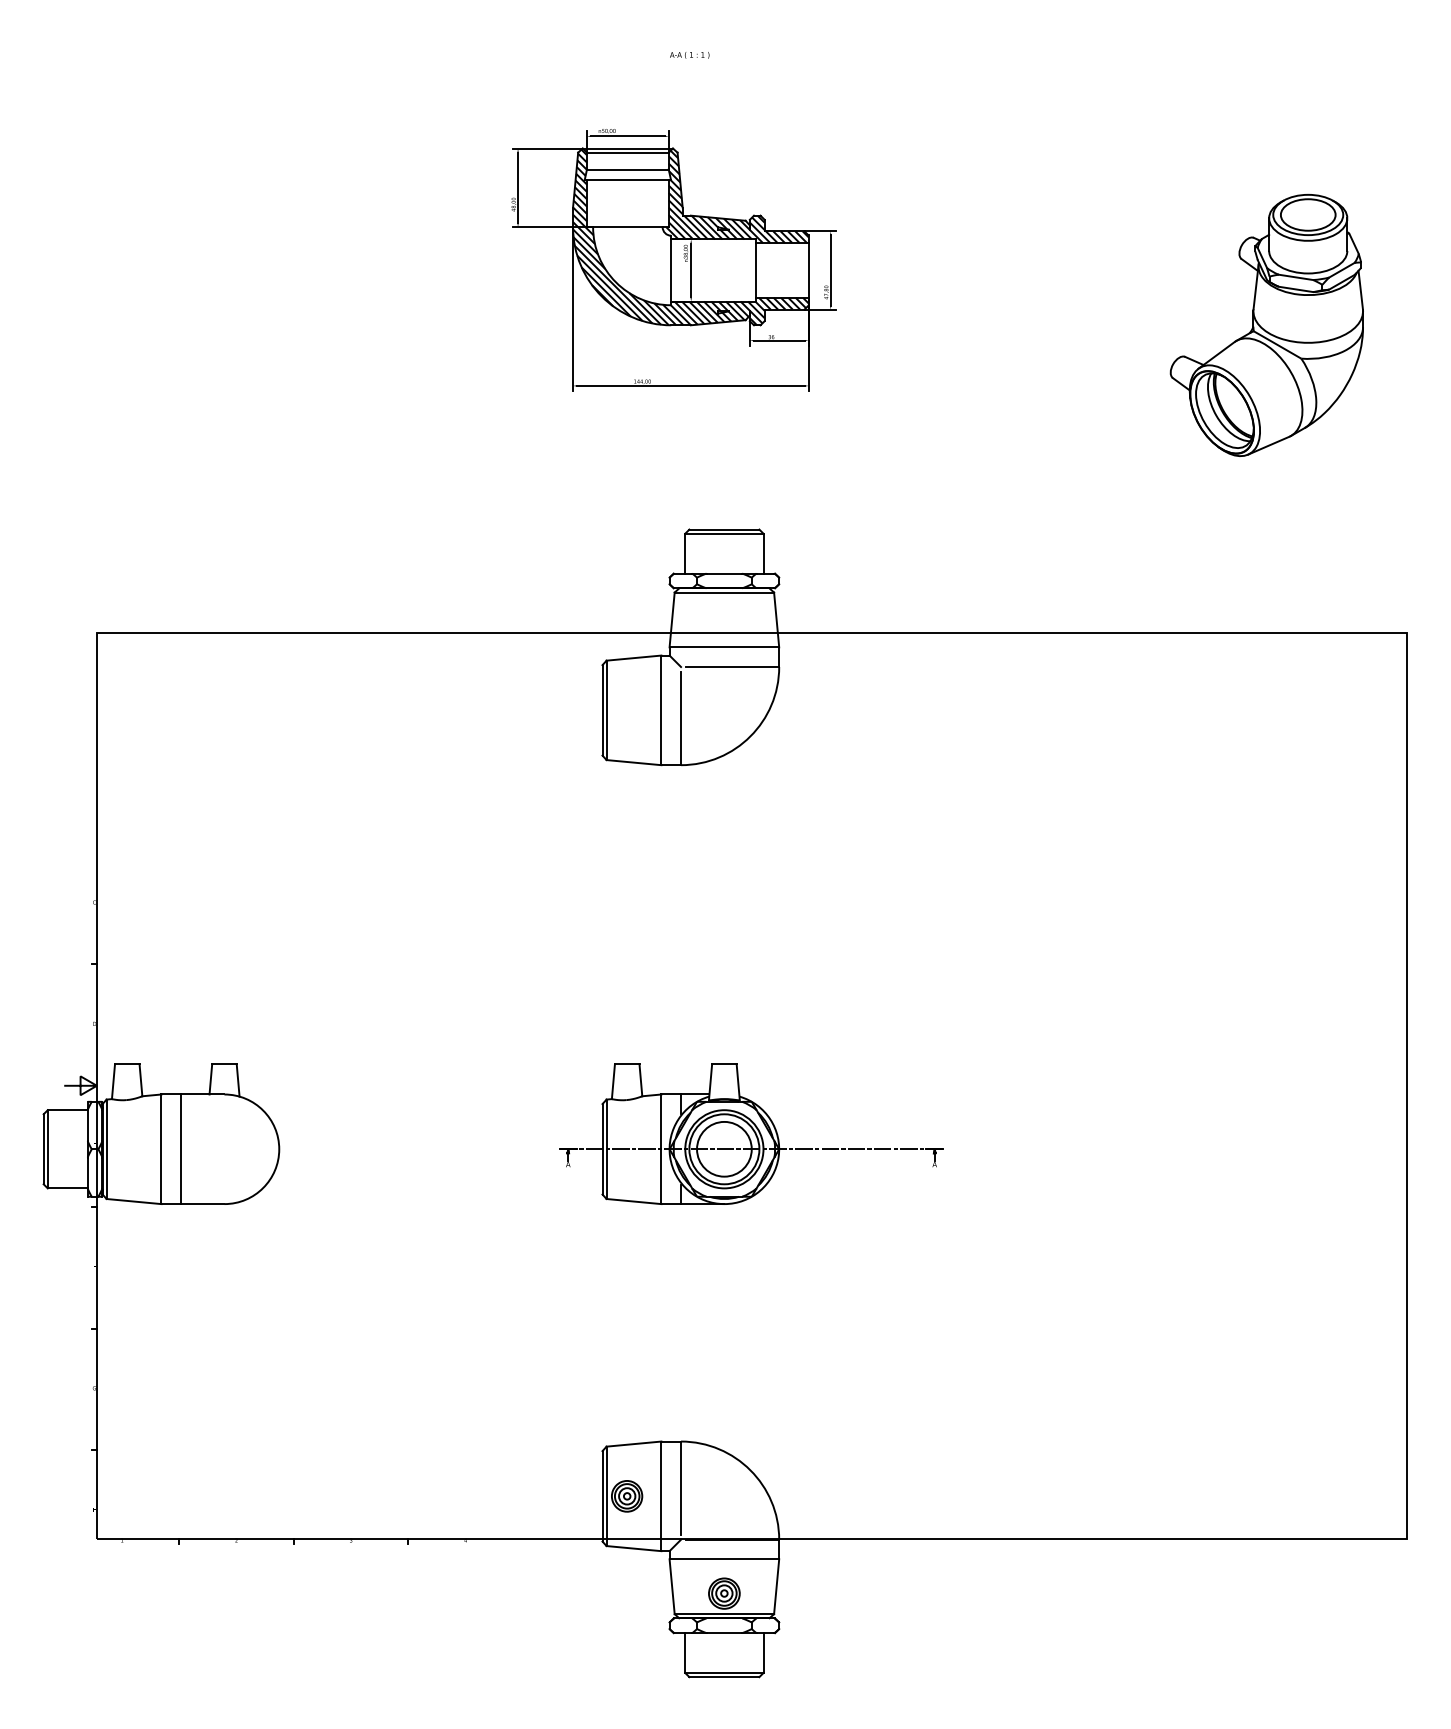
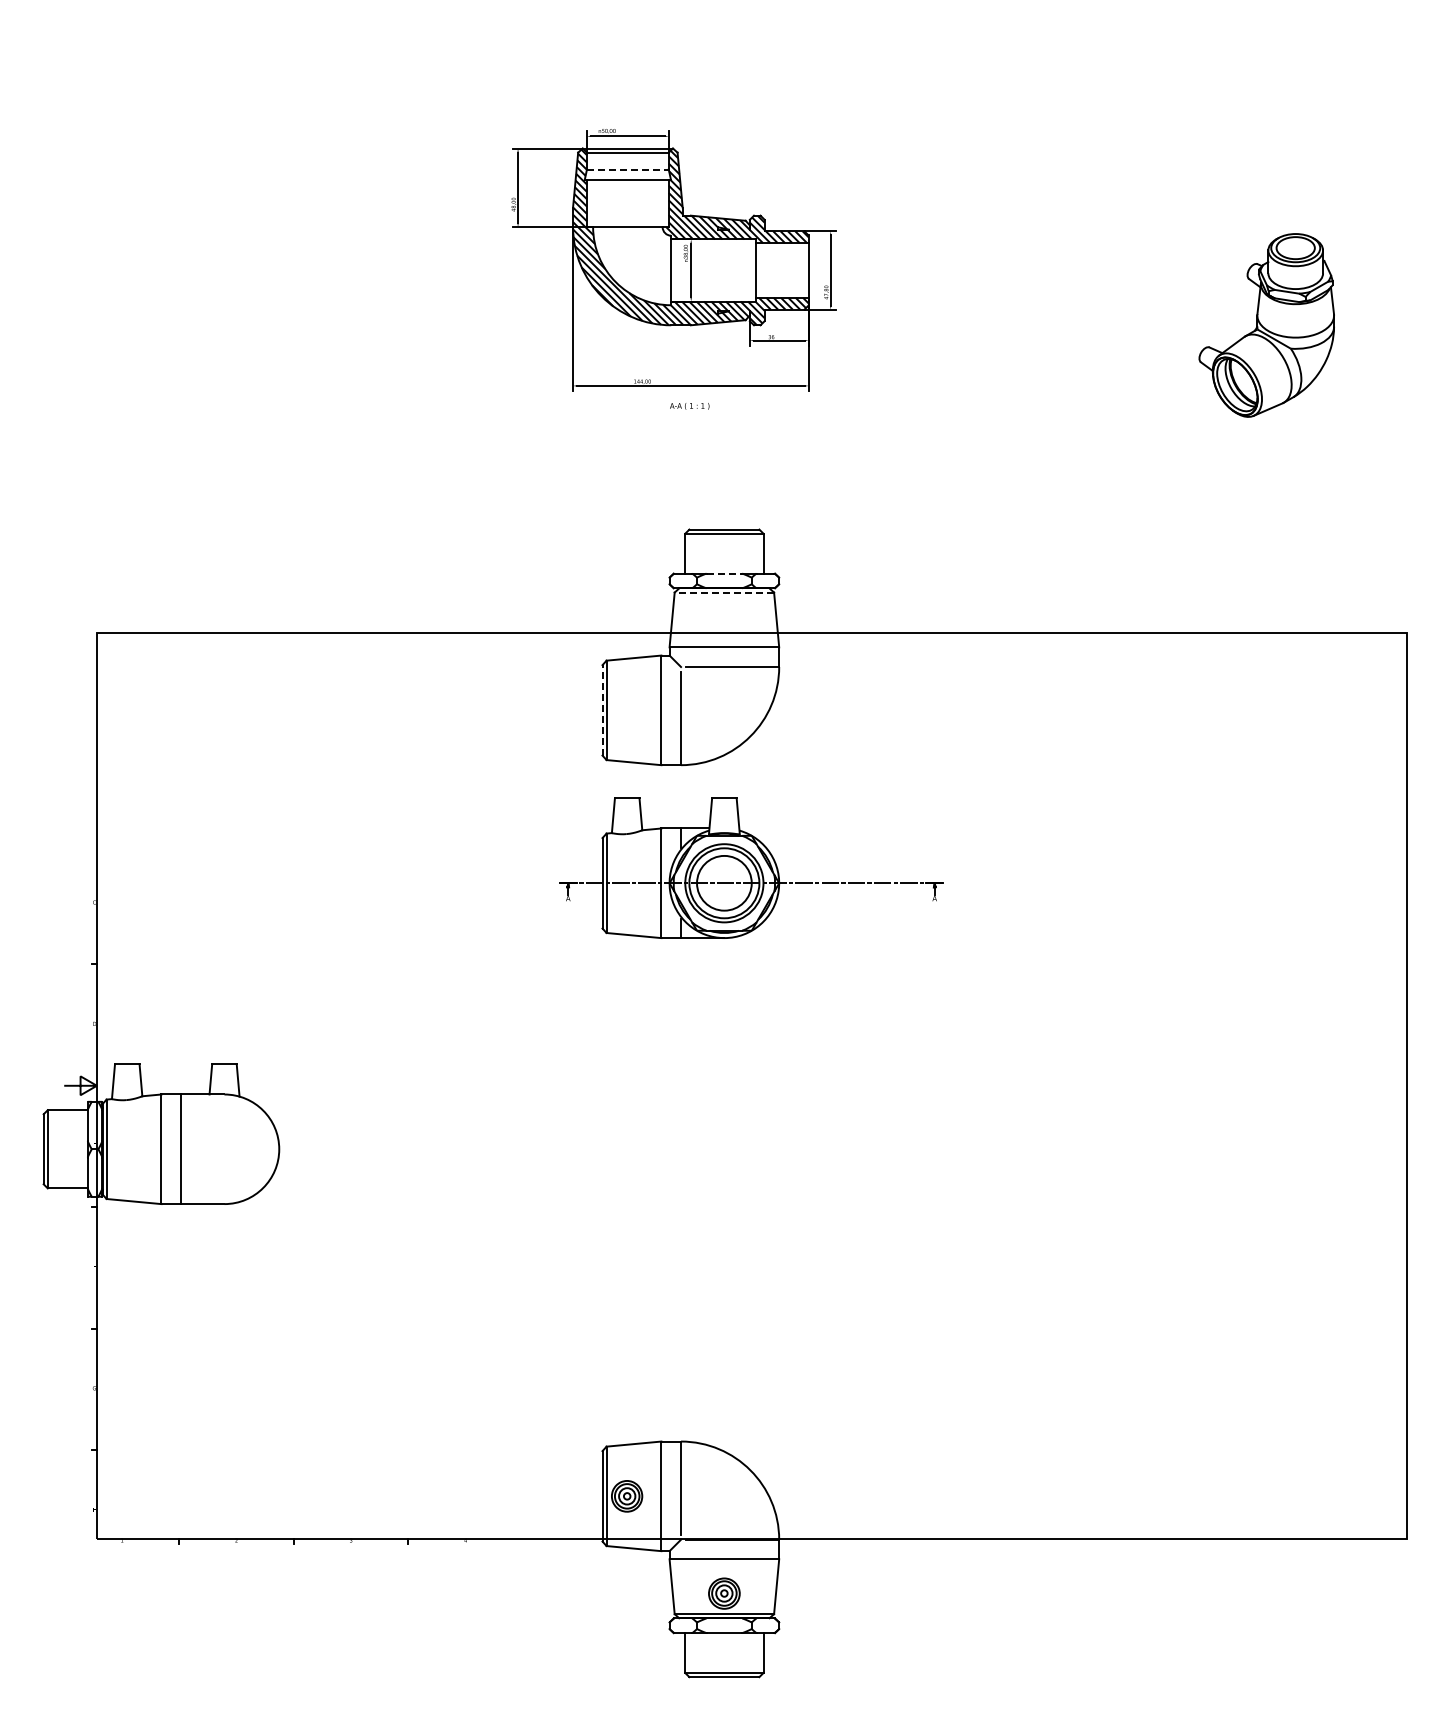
text position: (689, 55) -> (689, 406) (689, 406)
line: solid -> dashed (627, 169)
part size: 195x263 px -> 137x185 px (1266, 325)
line: solid -> dashed (724, 573)
line: solid -> dashed (724, 592)
line: solid -> dashed (602, 709)
part position: (751, 1133) -> (751, 867) (751, 867)
